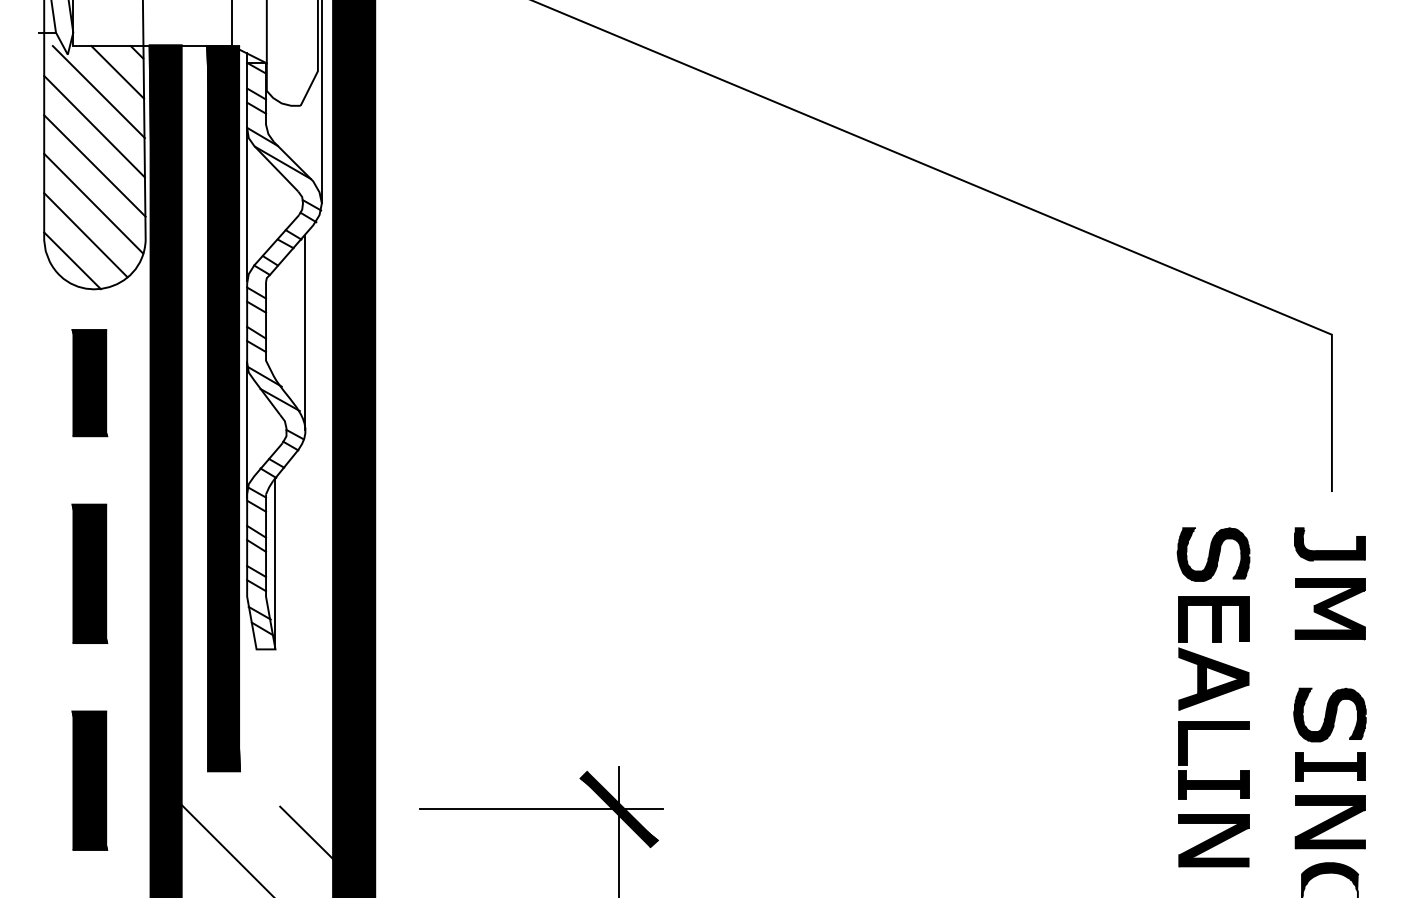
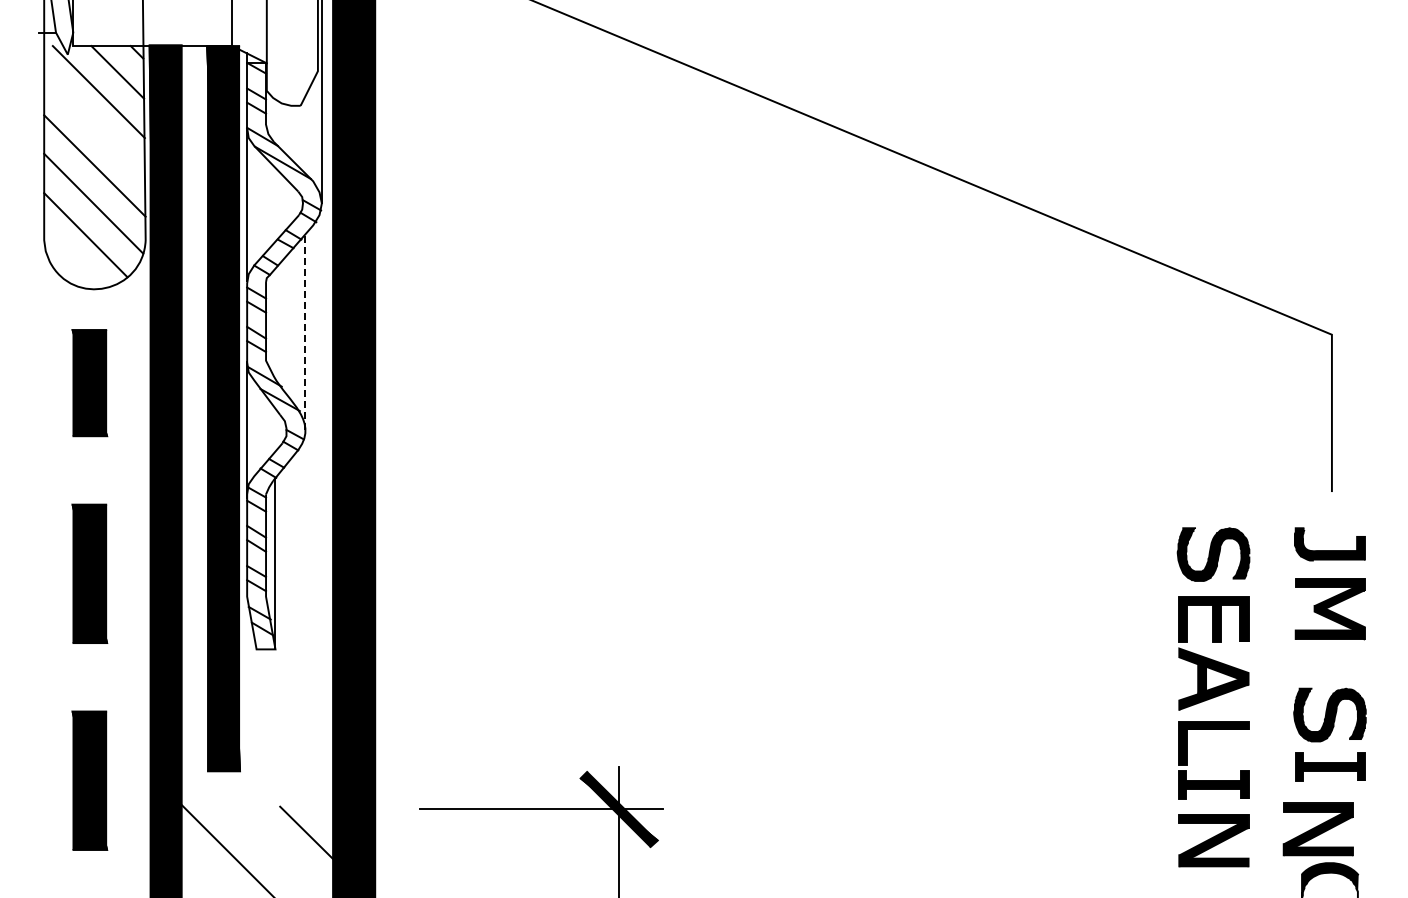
line: present -> none (94, 126)
line: present -> none (72, 260)
line: solid -> dashed (305, 332)
part position: (1329, 822) -> (1317, 829) (1317, 829)
